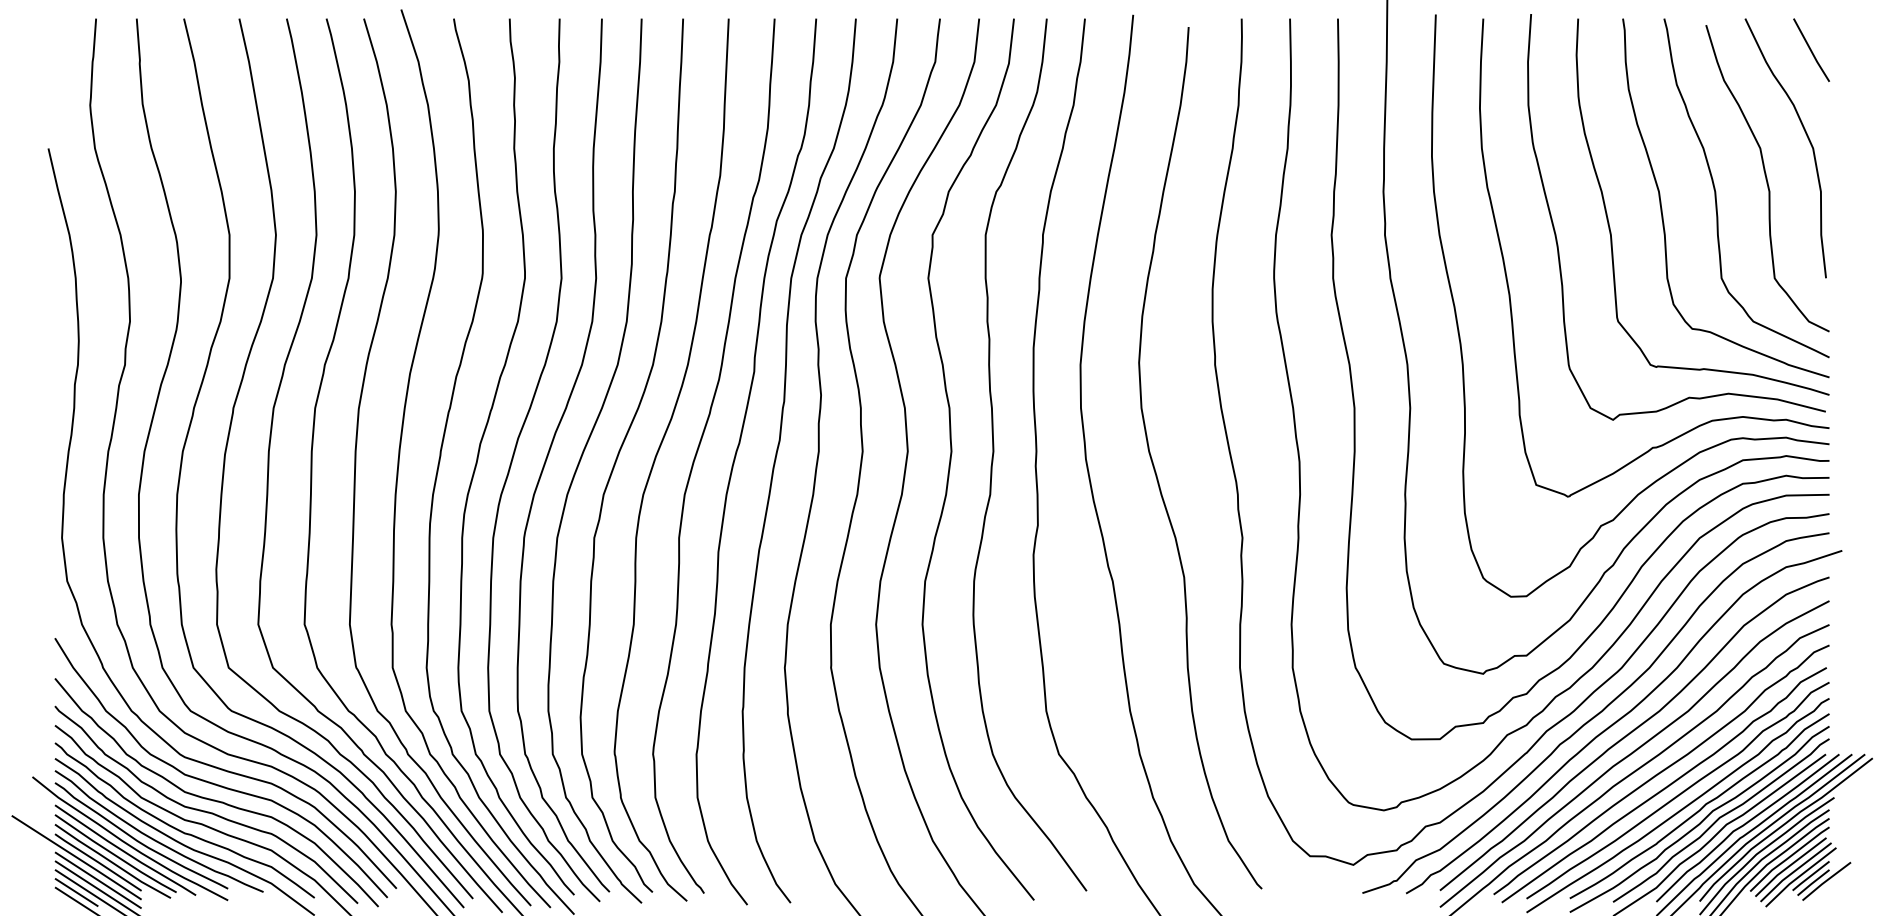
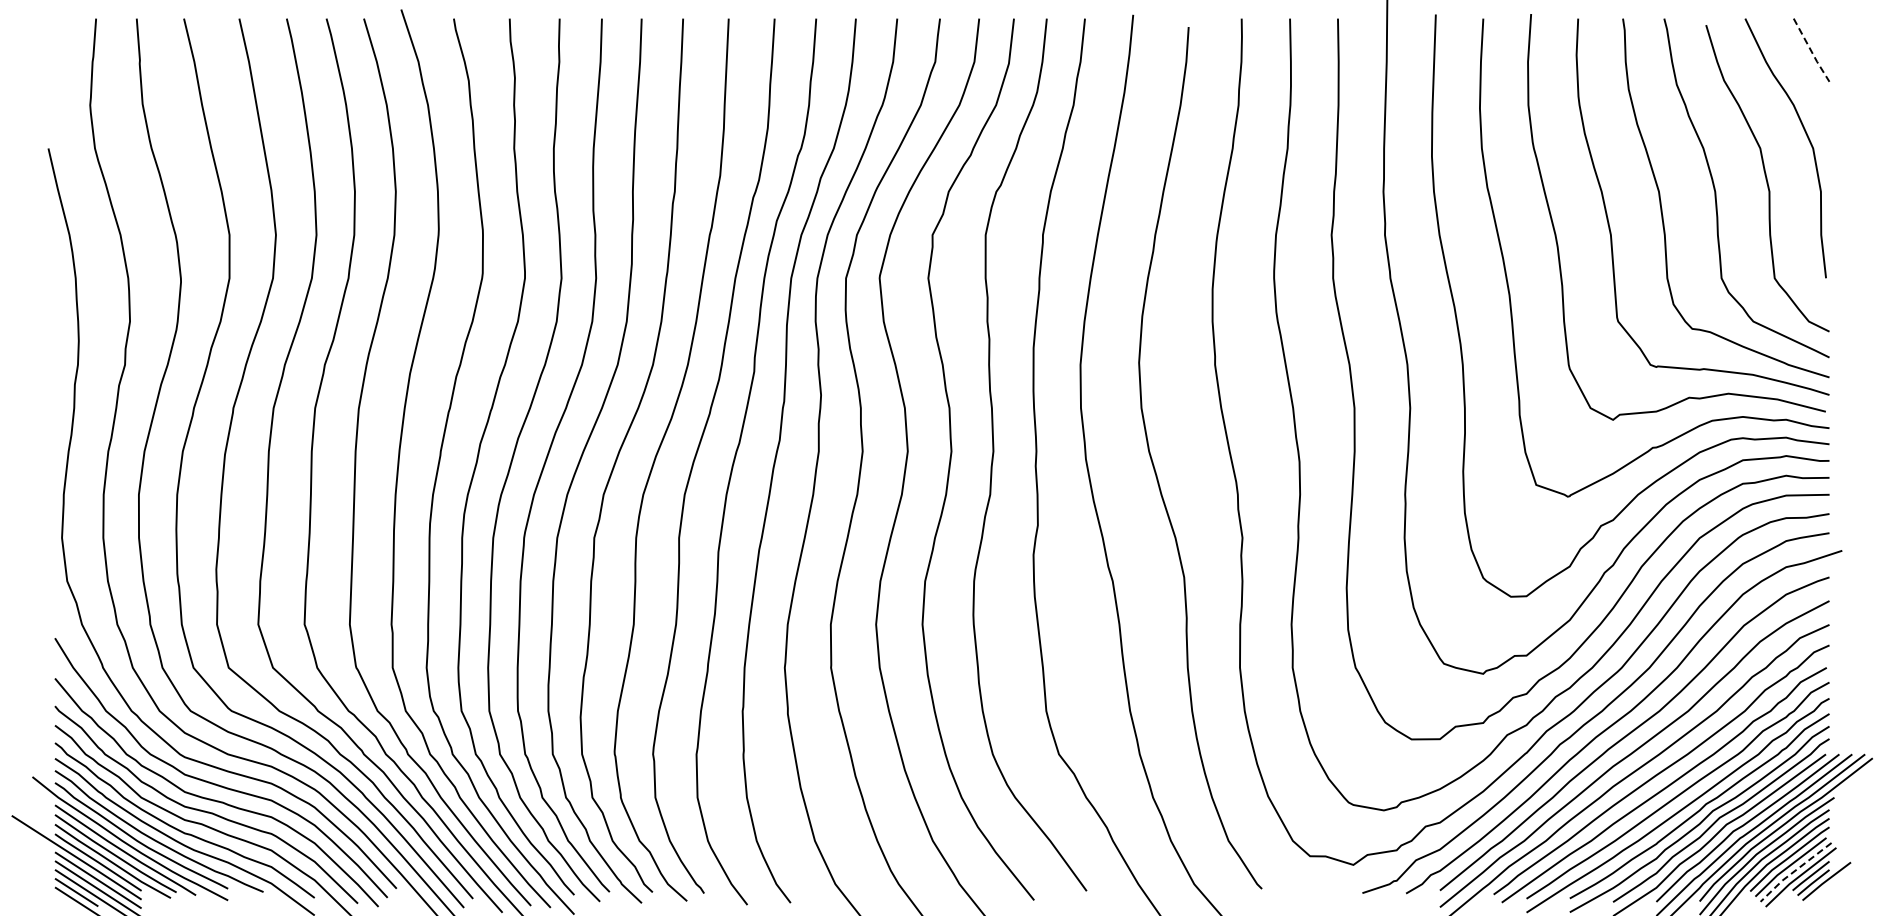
line: solid -> dashed (1811, 51)
line: solid -> dashed (1794, 871)
